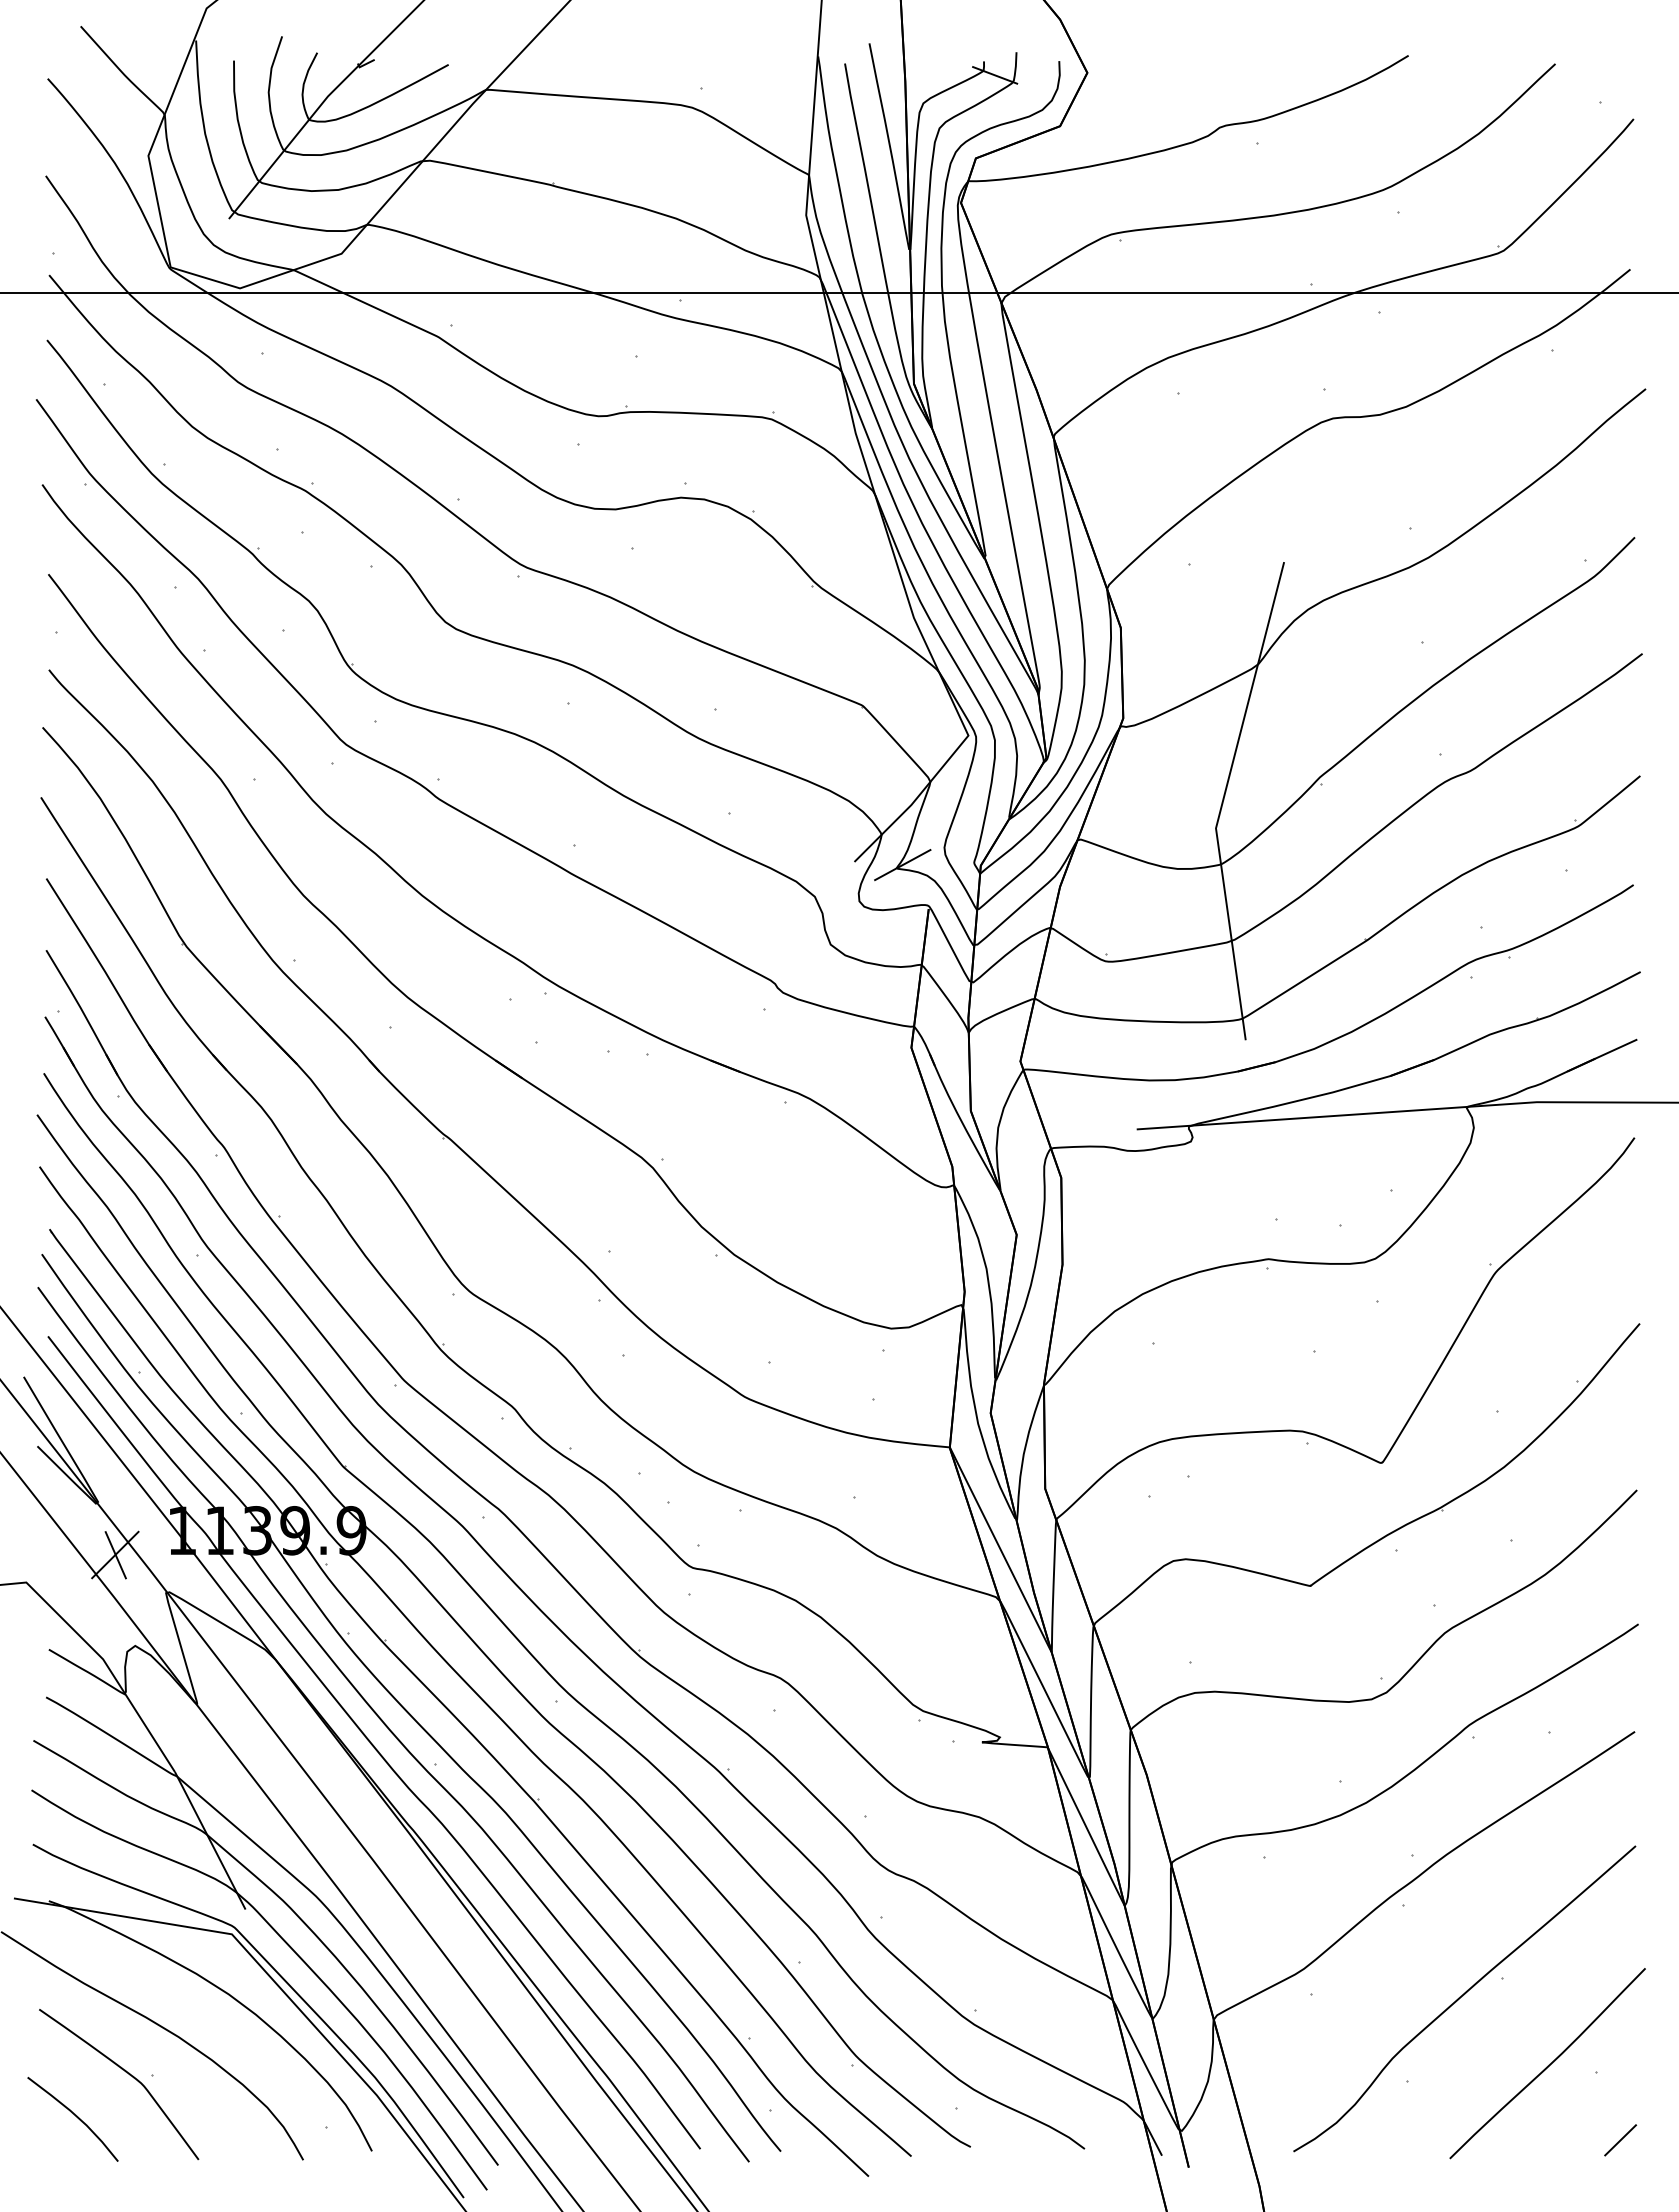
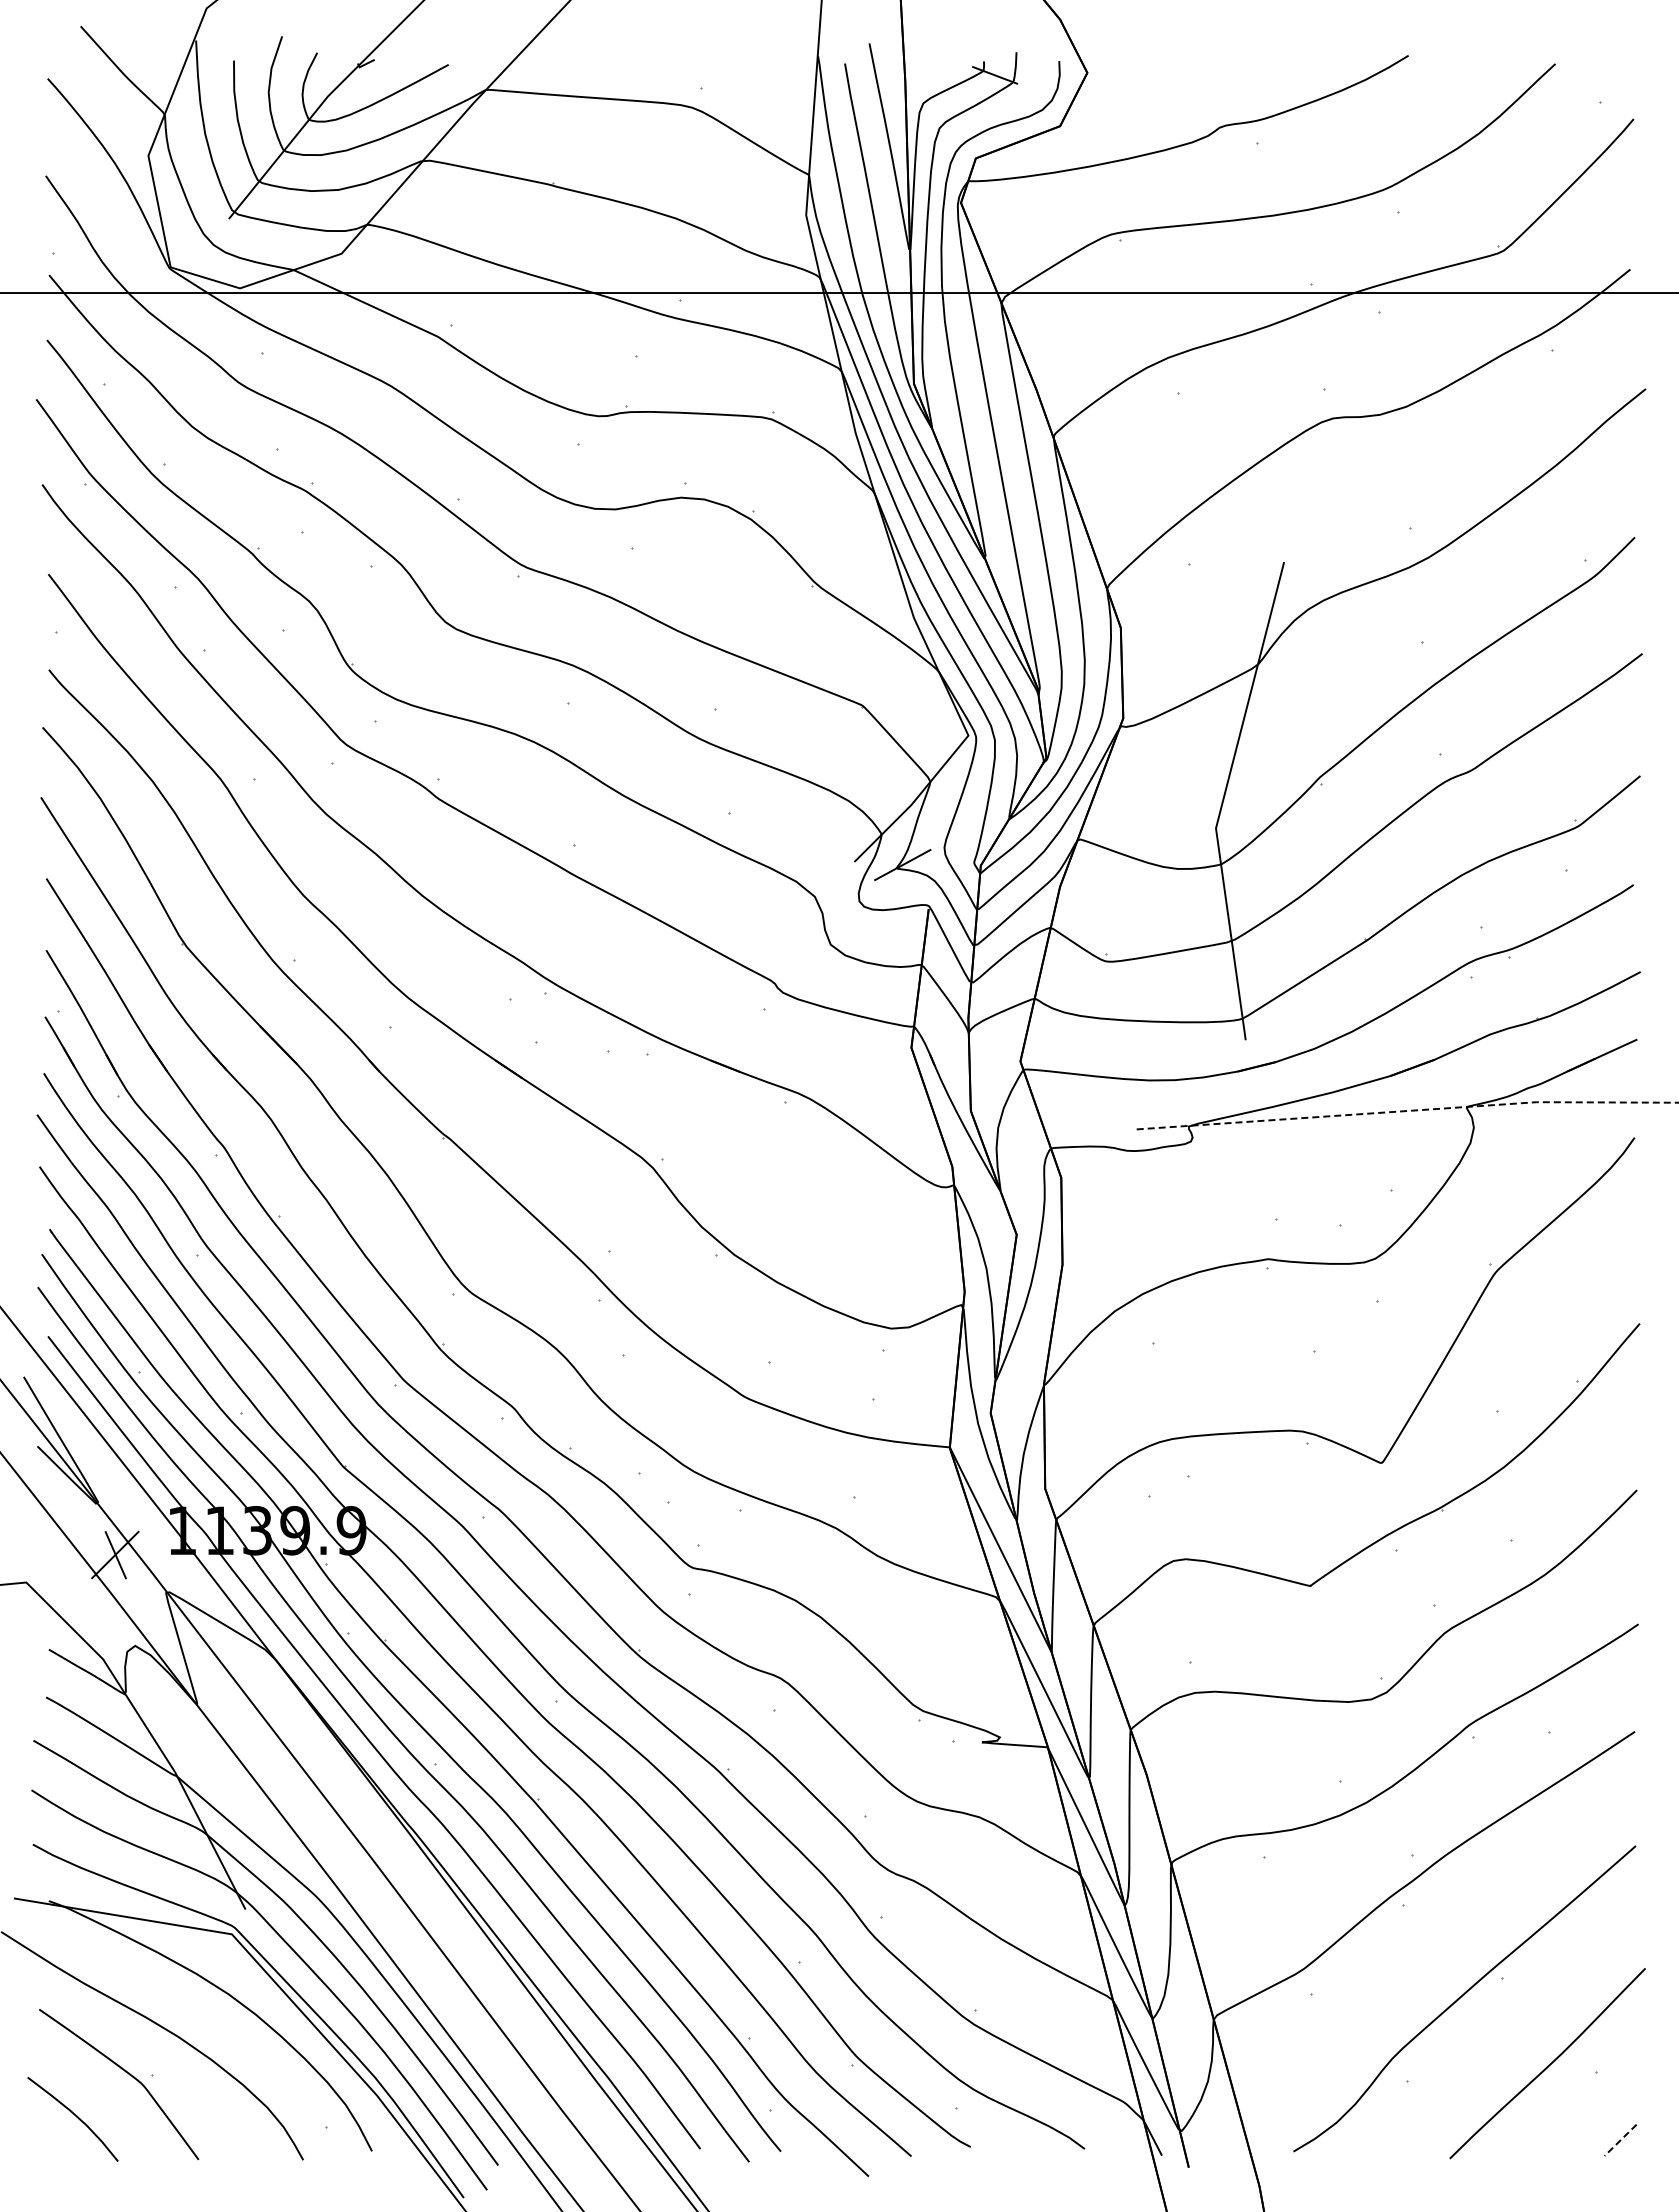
line: solid -> dashed (1408, 1110)
line: solid -> dashed (1620, 2140)
